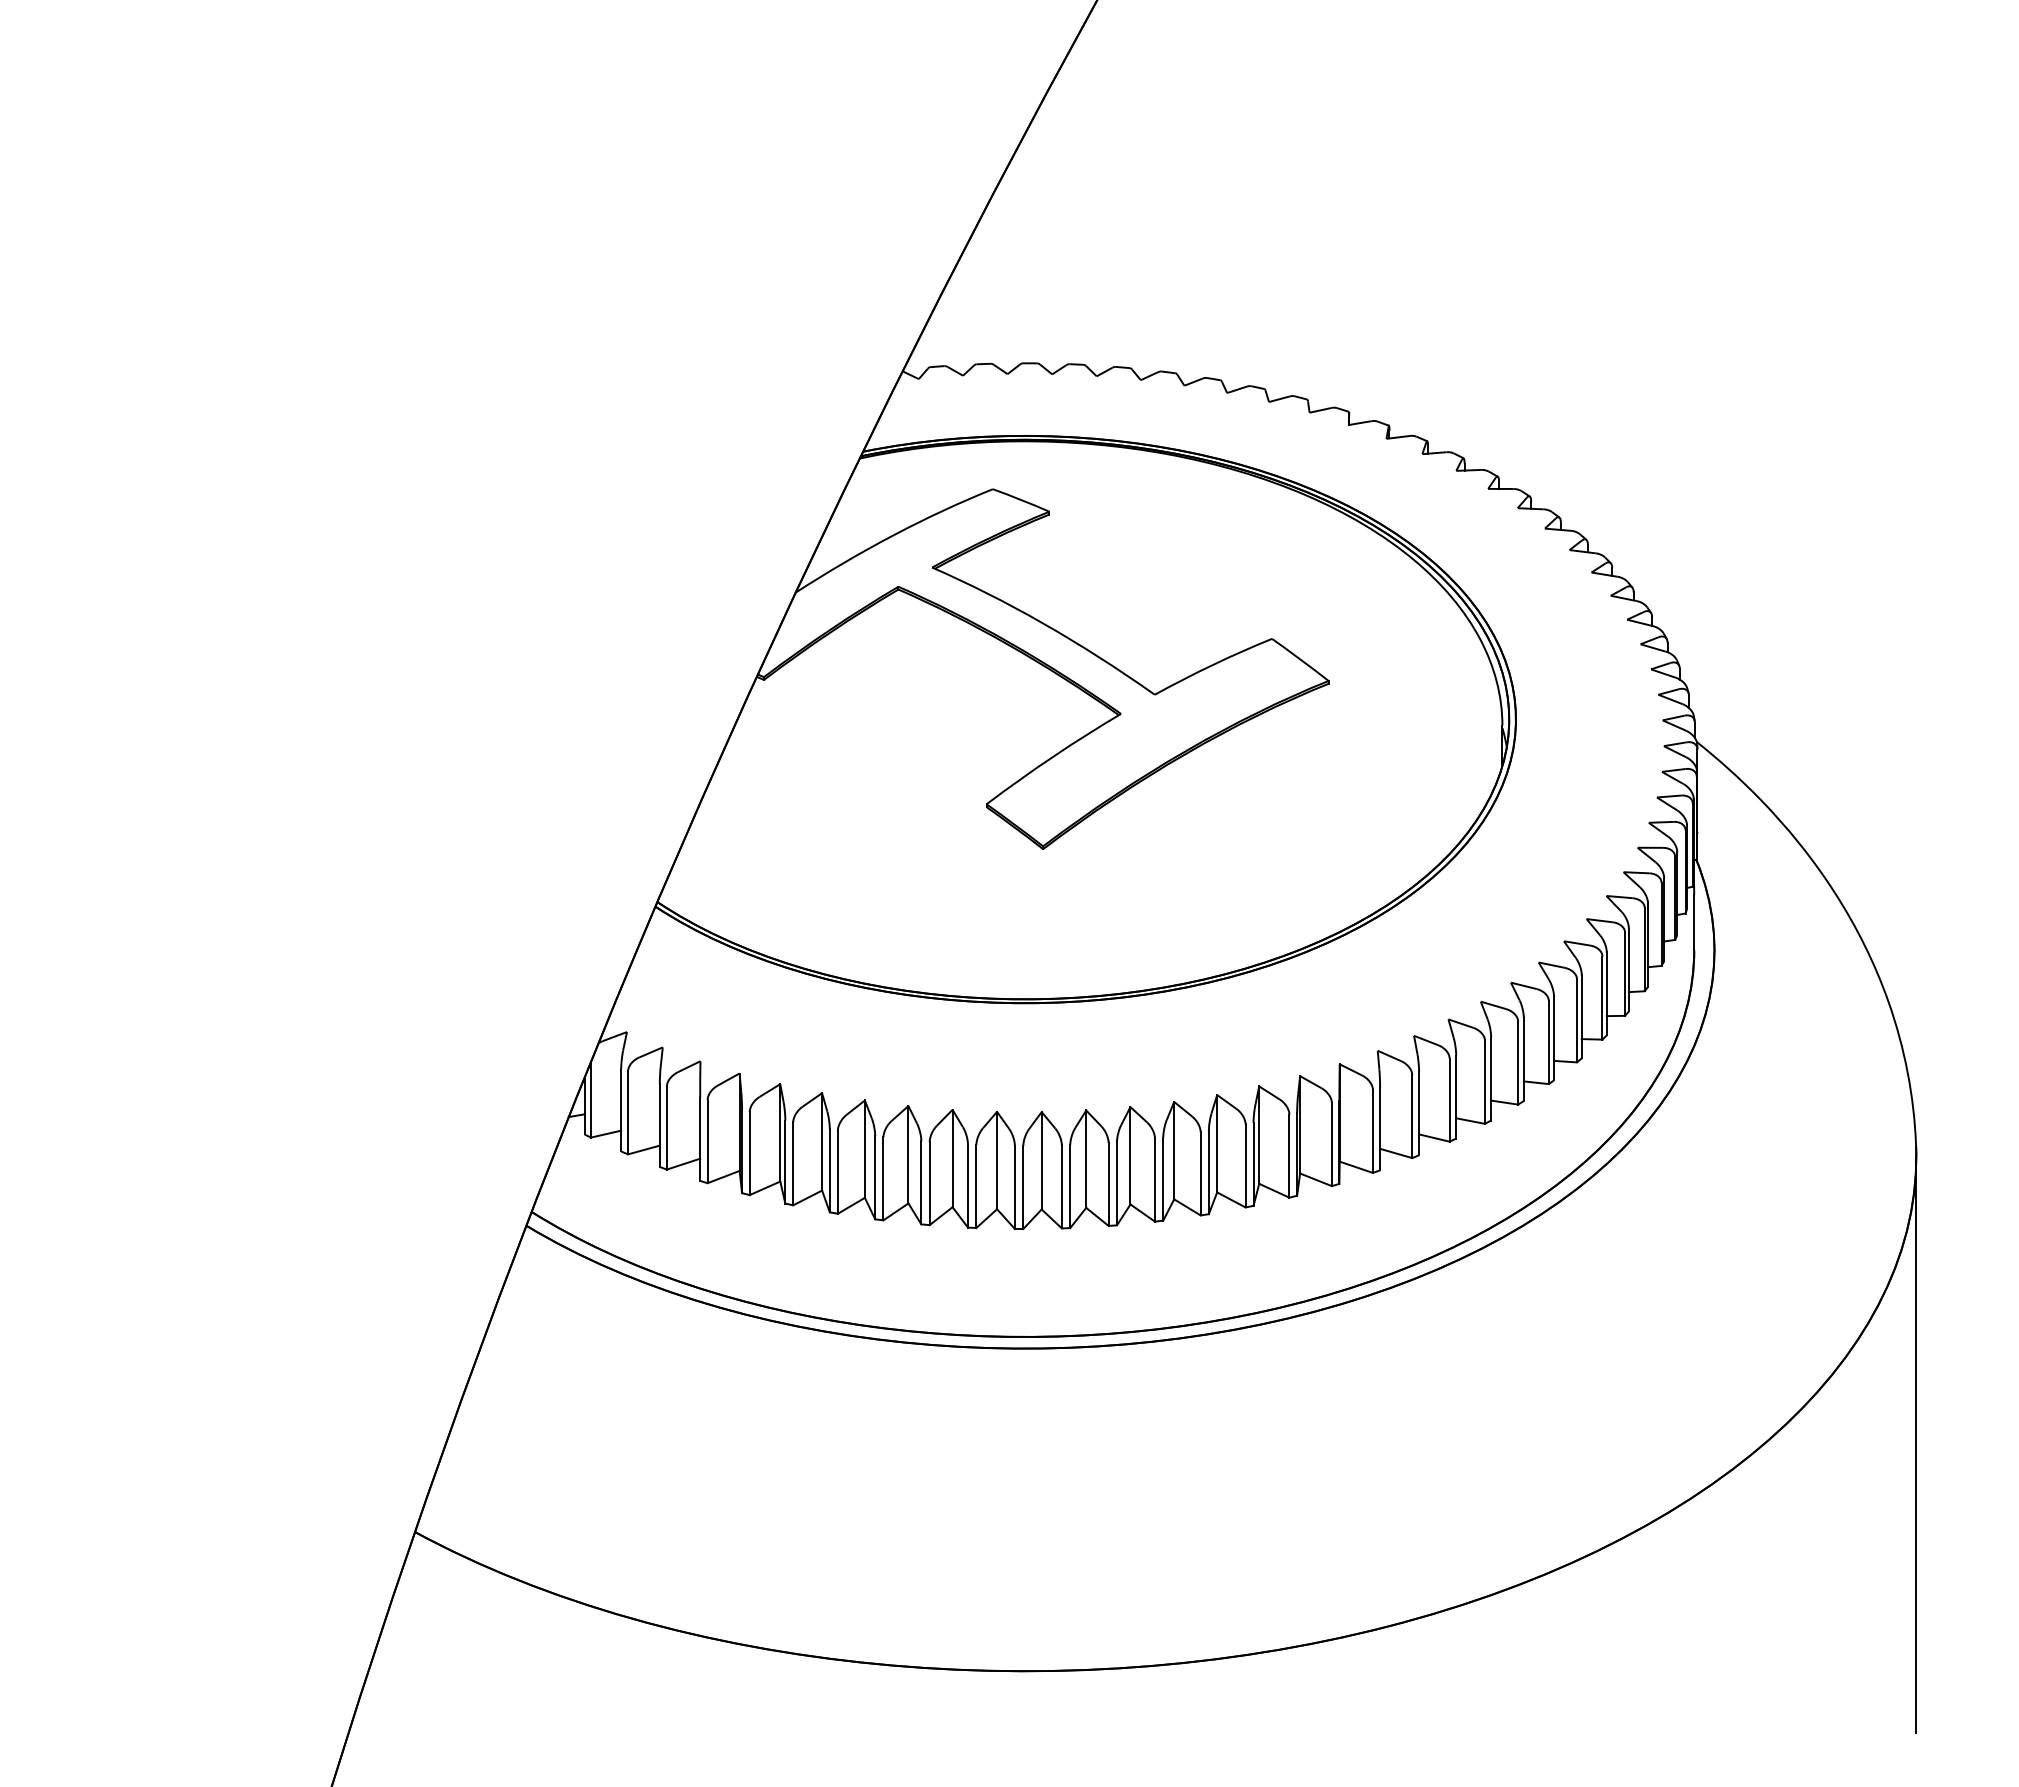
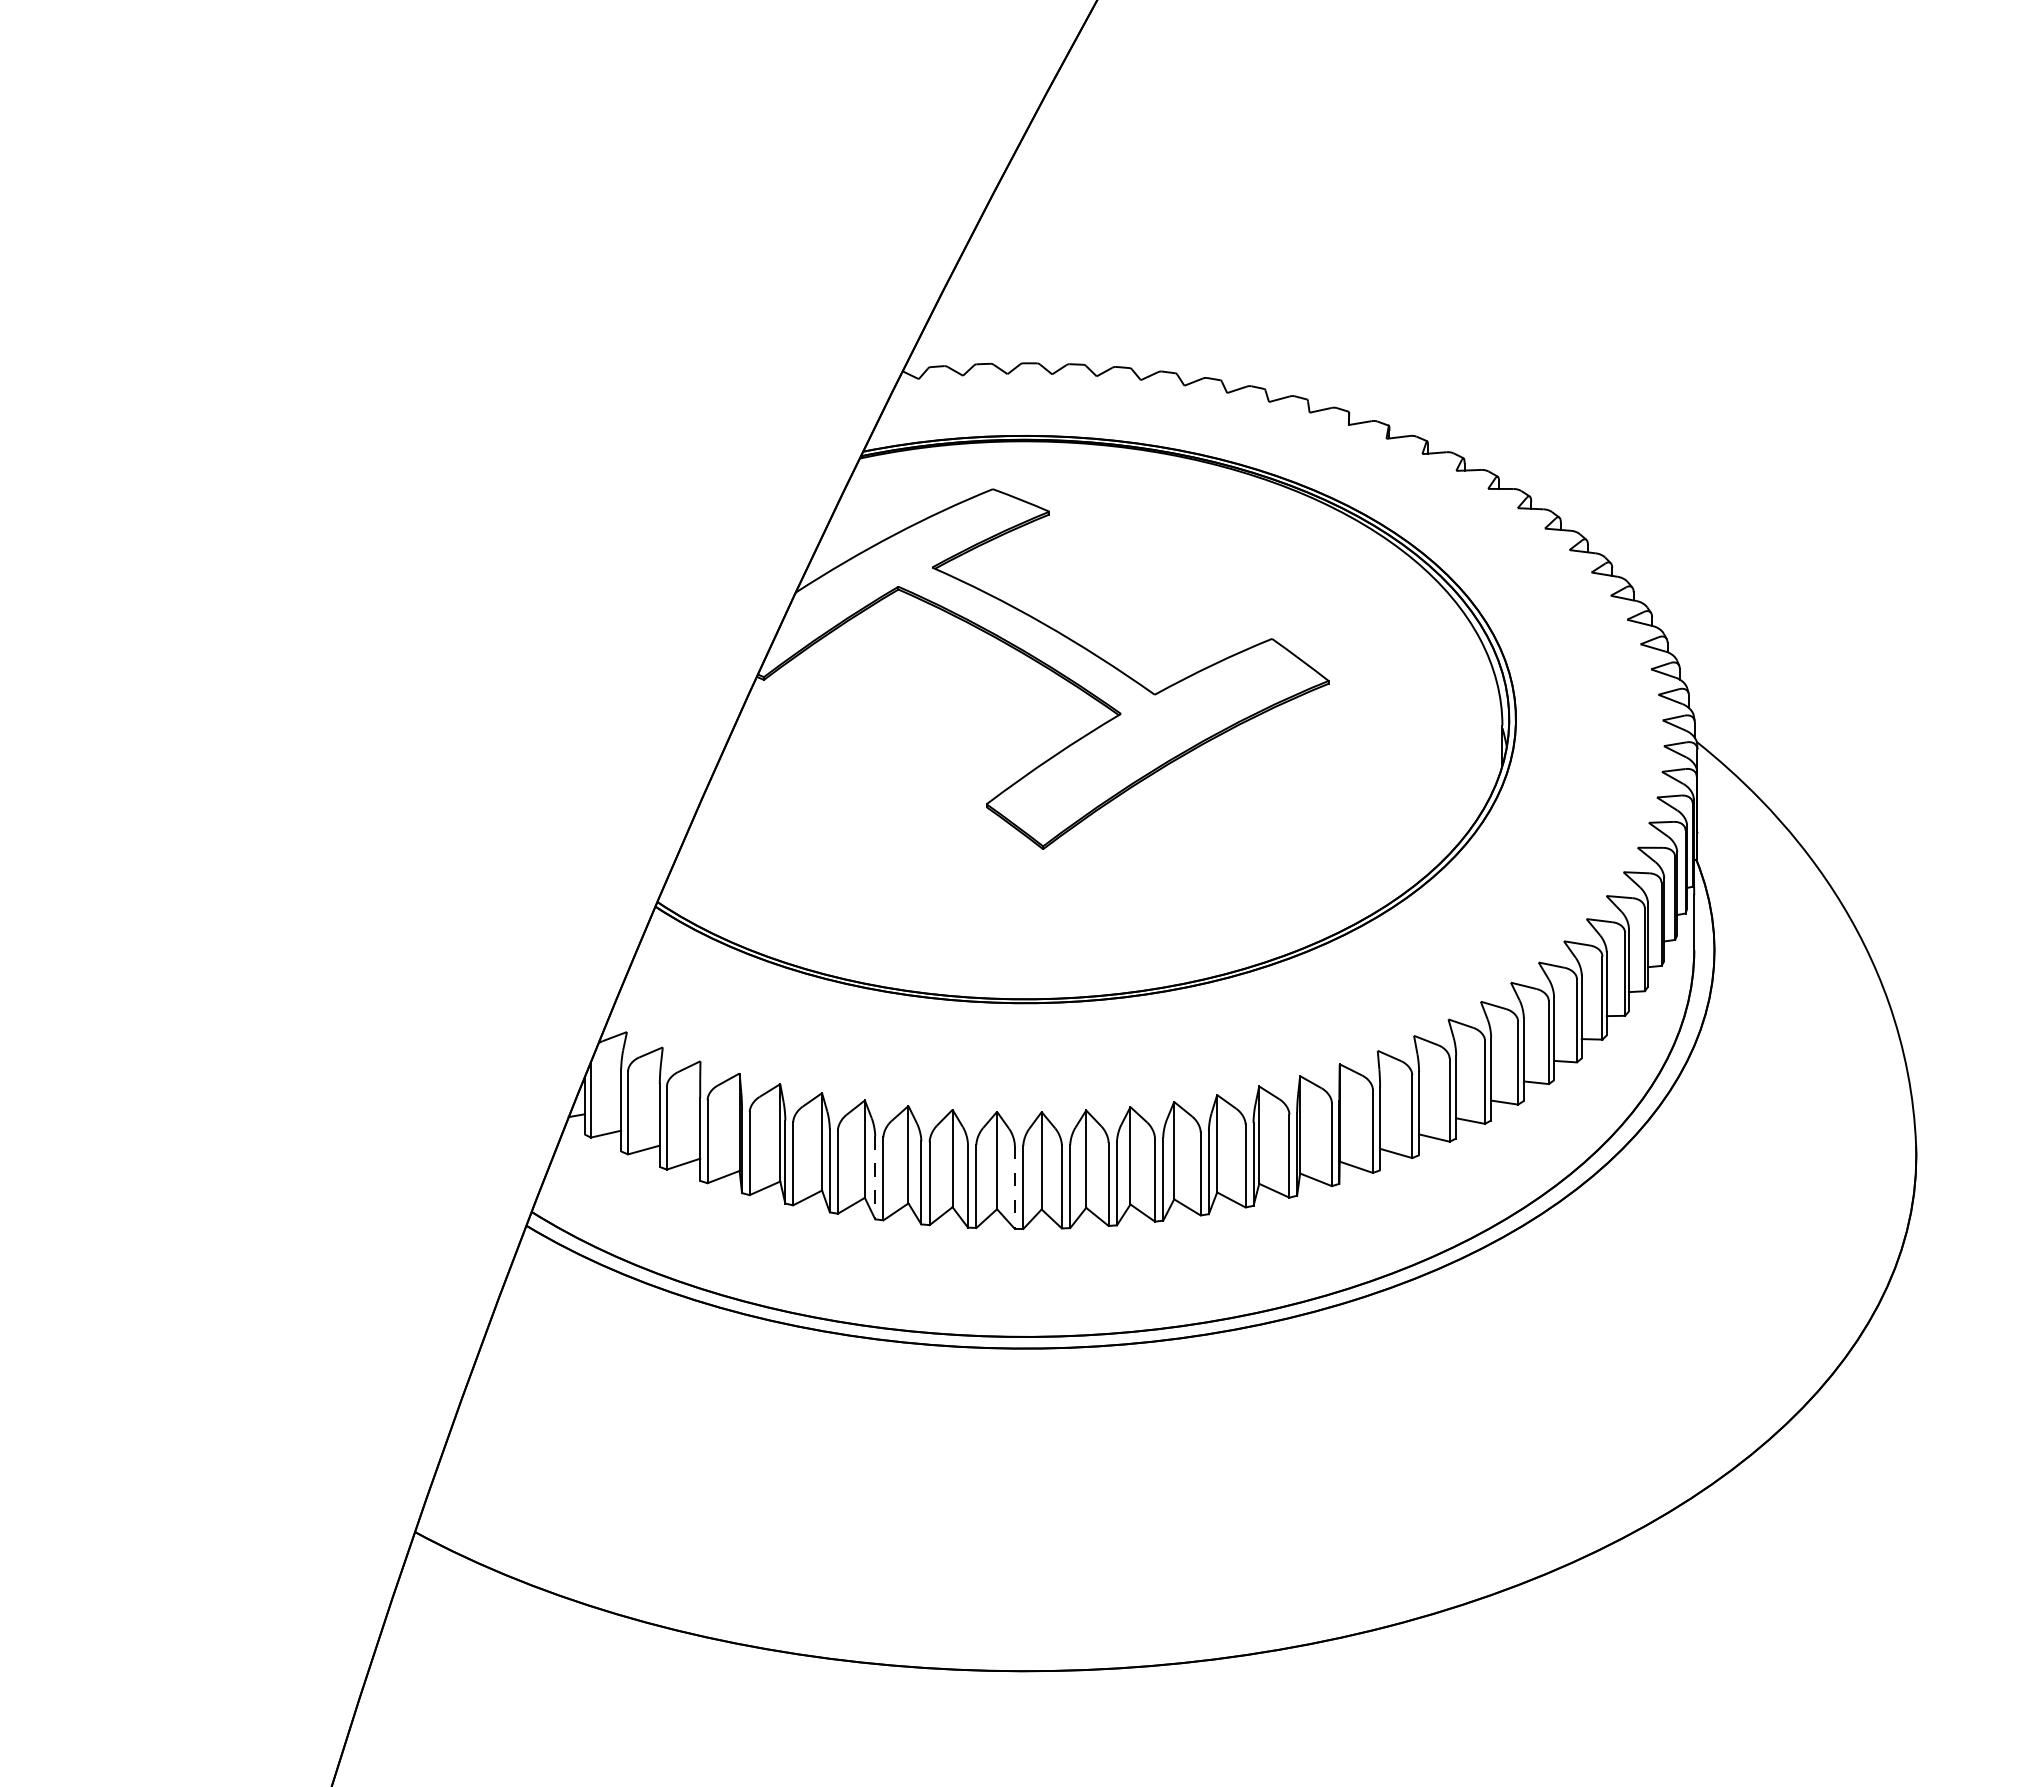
line: solid -> dashed (875, 1178)
line: solid -> dashed (1014, 1187)
line: present -> none (1916, 1444)
